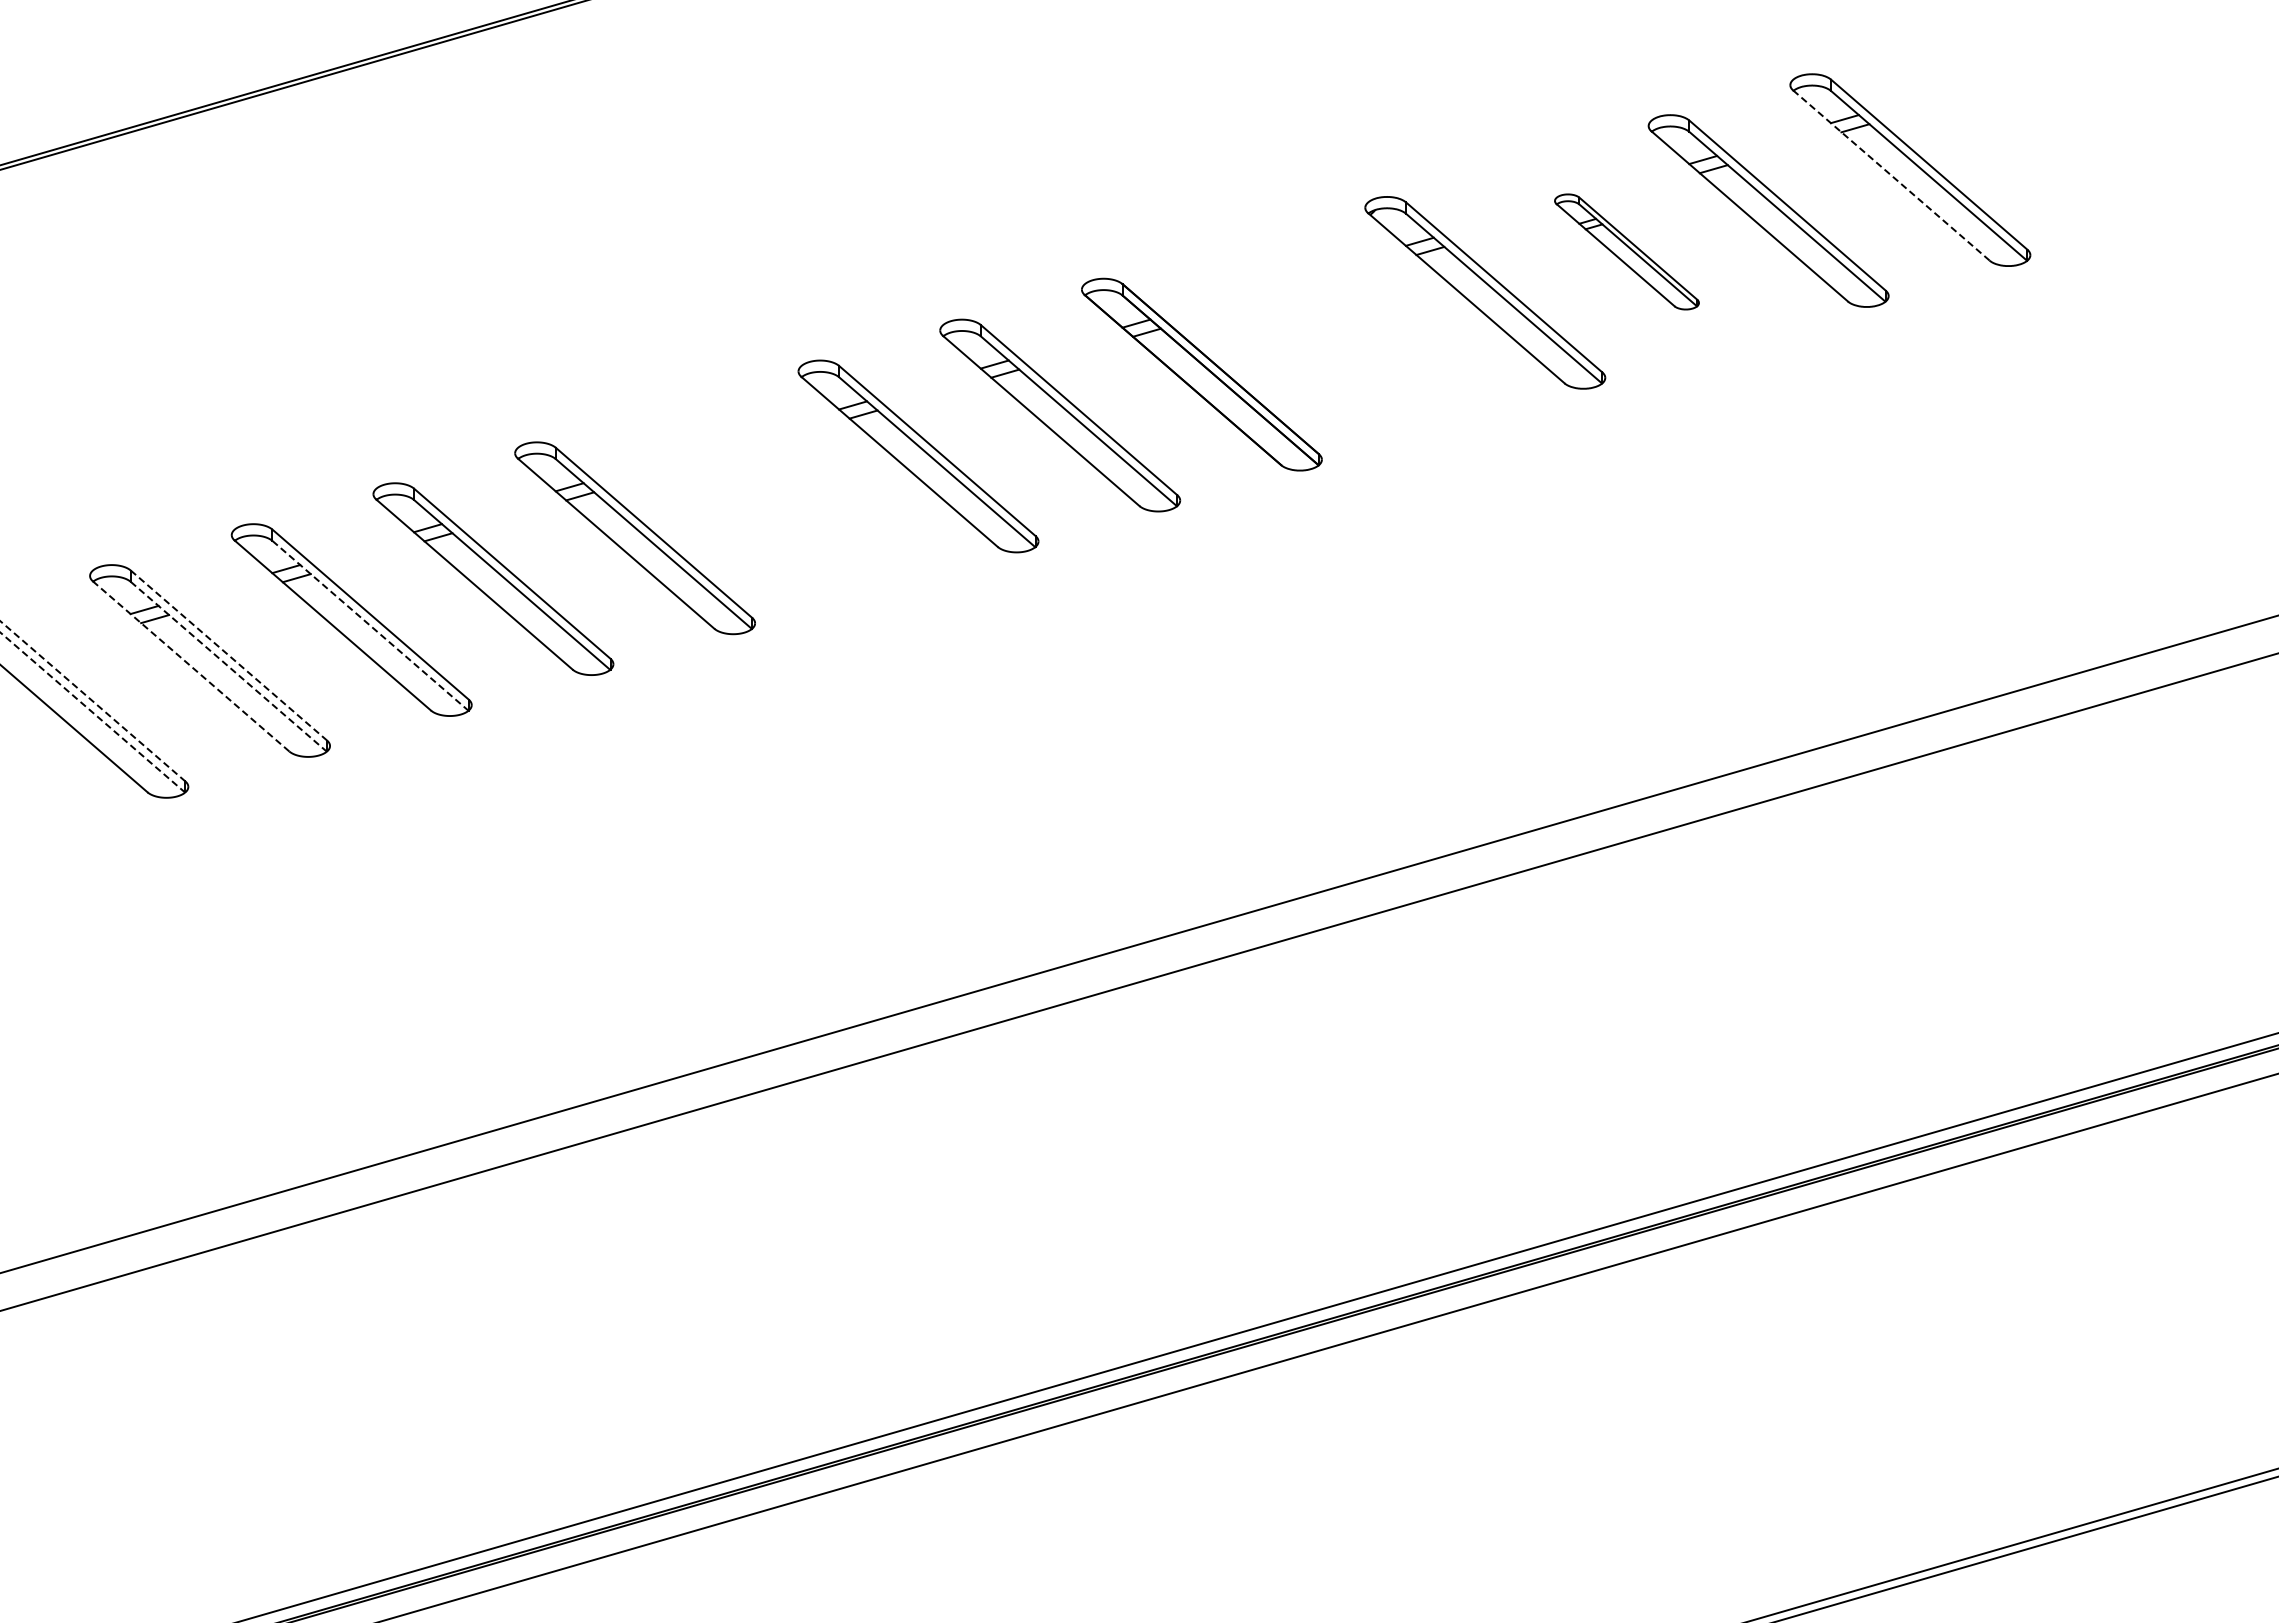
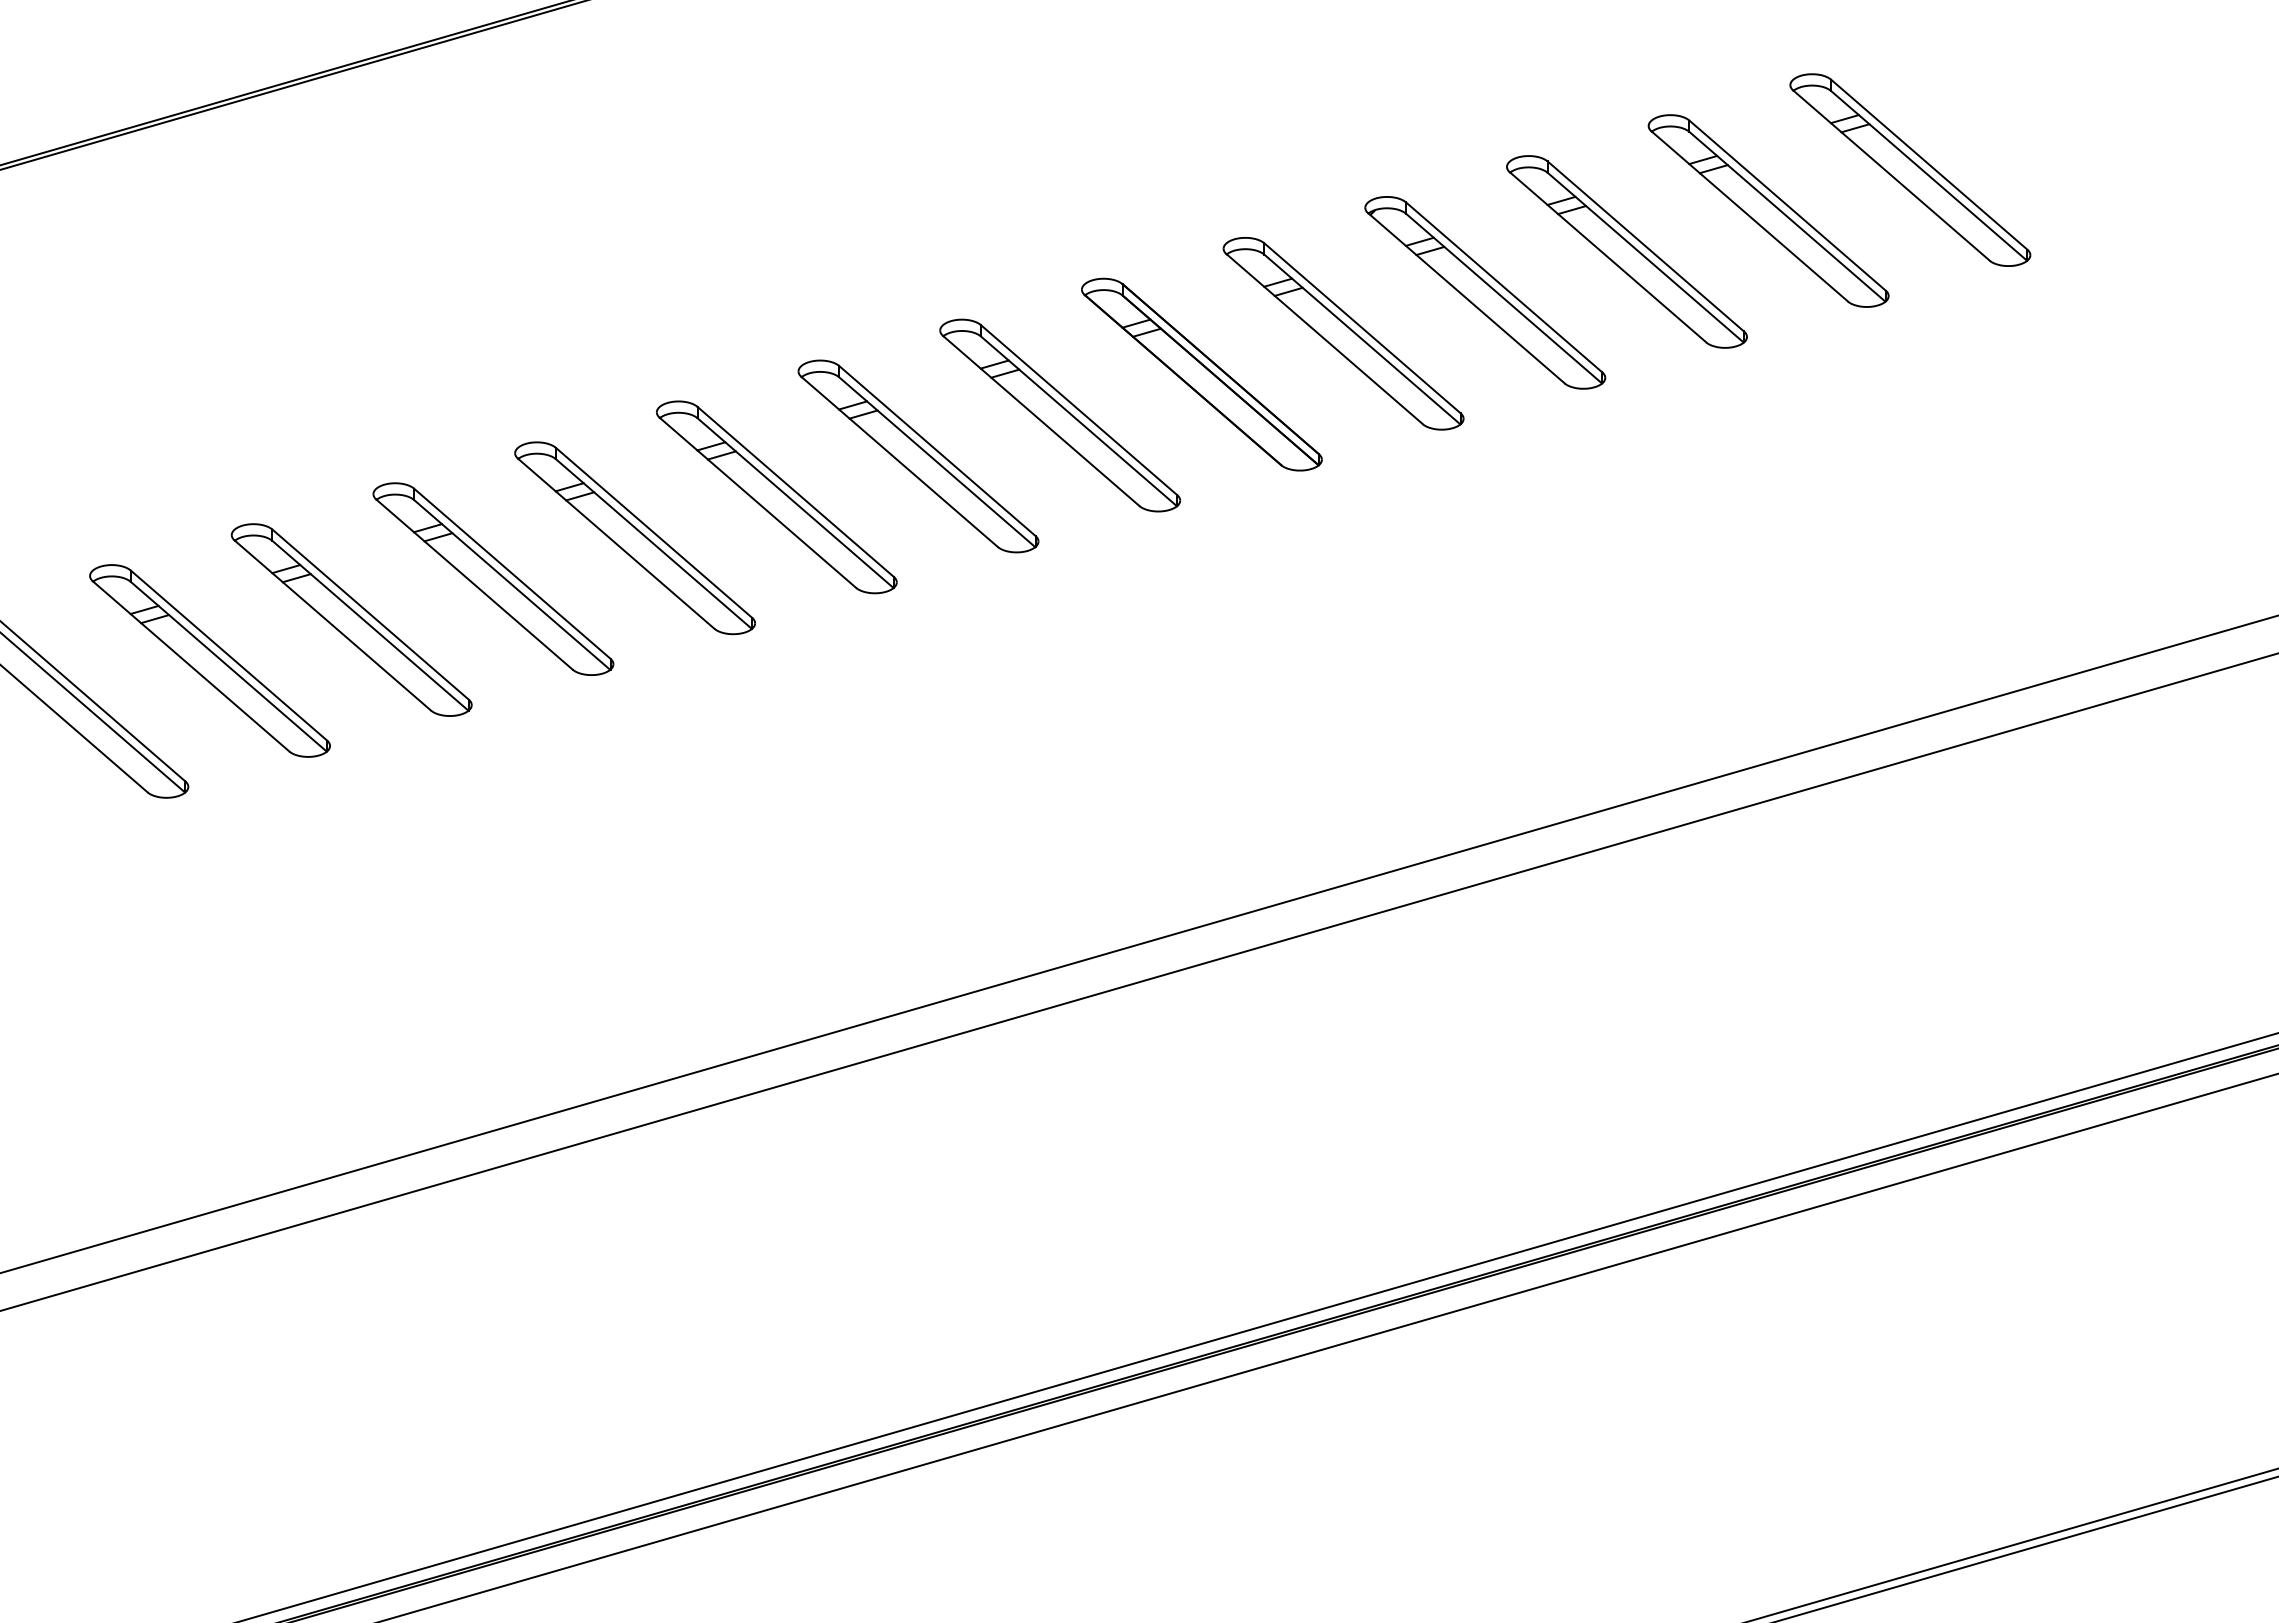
line: dashed -> solid (1891, 175)
part size: 146x118 px -> 242x194 px (1626, 251)
part: none -> present (1343, 333)
part: none -> present (776, 497)
line: dashed -> solid (370, 625)
line: dashed -> solid (228, 655)
line: dashed -> solid (191, 666)
line: dashed -> solid (228, 666)
line: dashed -> solid (93, 701)
line: dashed -> solid (93, 712)
